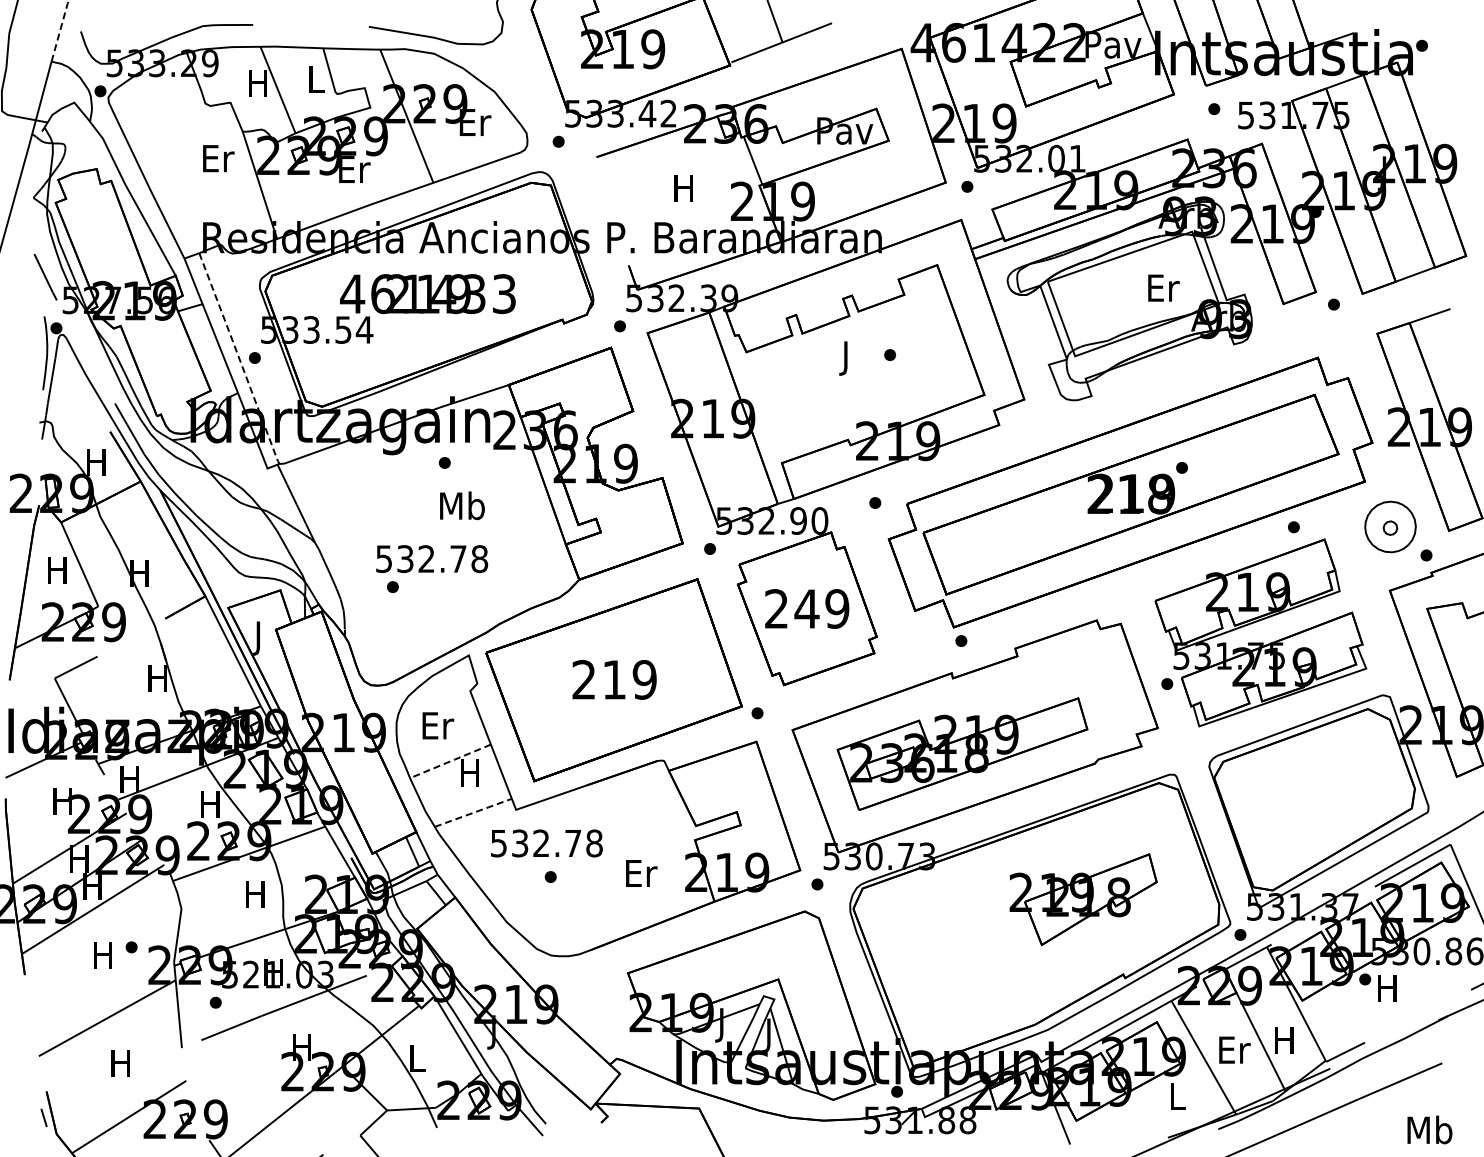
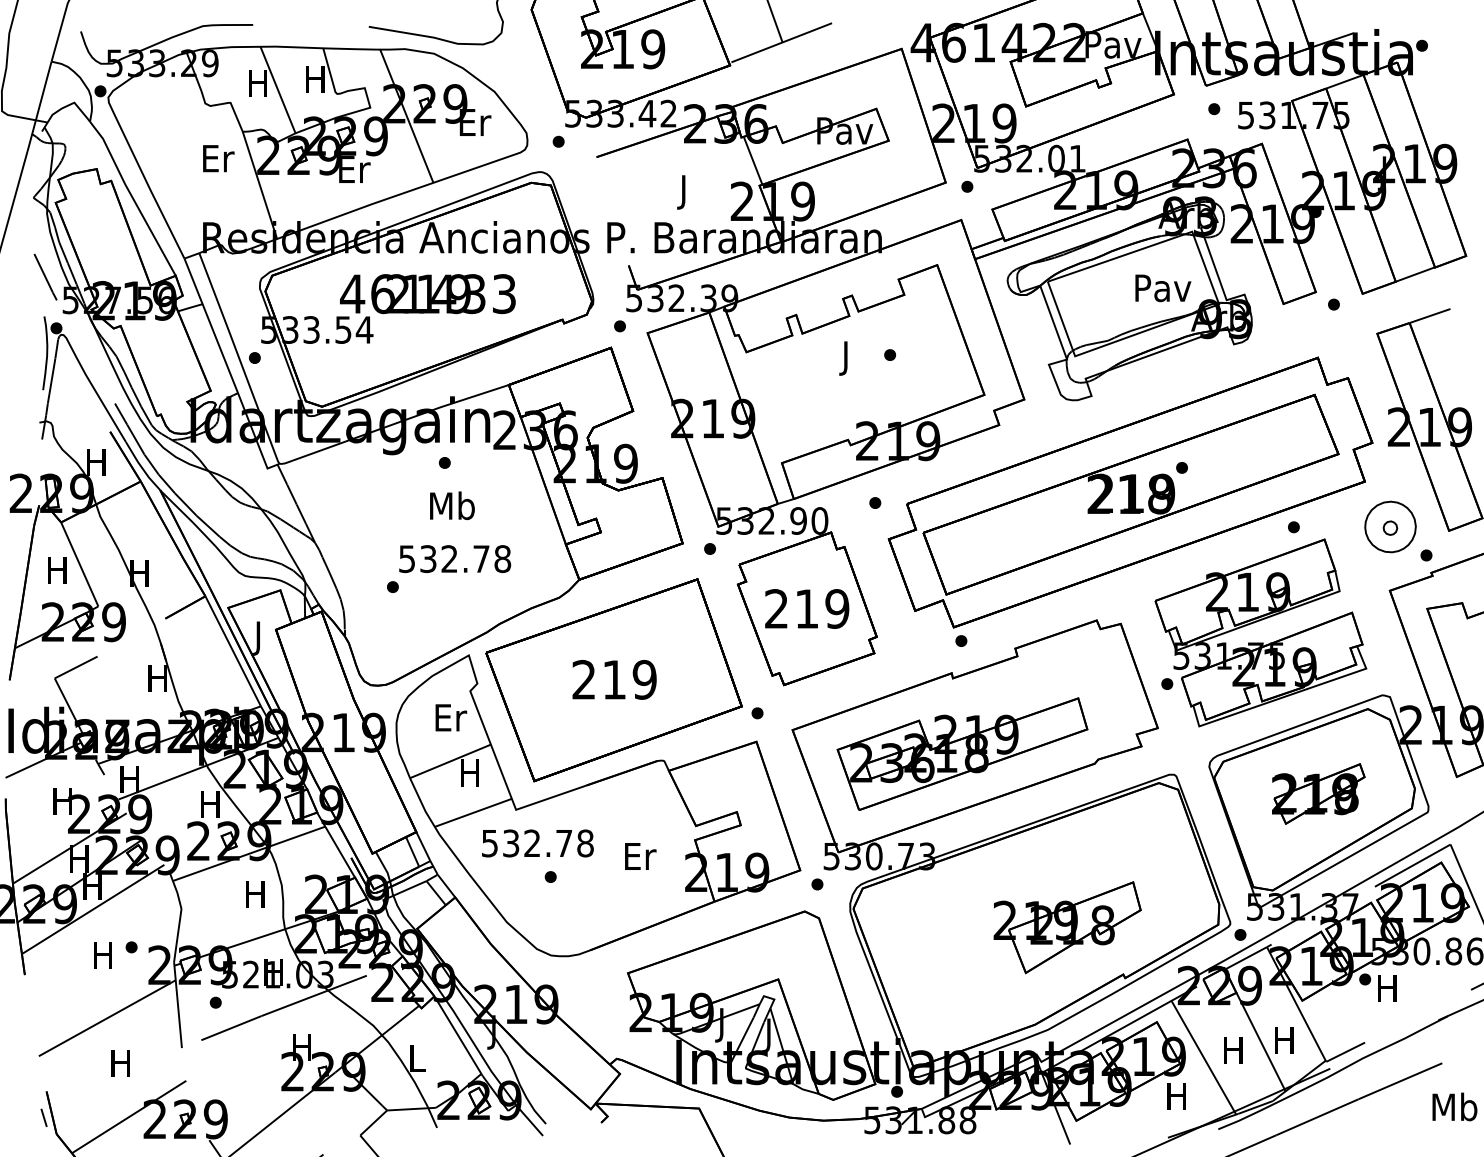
line: dashed -> solid (60, 30)
text: L -> H (315, 79)
text: H -> J (683, 192)
text: Er -> Pav (1163, 288)
line: dashed -> solid (239, 359)
text position: (462, 505) -> (452, 505) (452, 505)
text position: (432, 559) -> (455, 559) (455, 559)
text: 249 -> 219 (806, 608)
text position: (438, 725) -> (451, 717) (451, 717)
line: dashed -> solid (450, 761)
part: none -> present (1318, 793)
line: dashed -> solid (473, 812)
text position: (546, 843) -> (537, 843) (537, 843)
text position: (641, 873) -> (640, 856) (640, 856)
part position: (1083, 899) -> (1067, 927) (1067, 927)
text: Er -> H (1234, 1049)
text: L -> H (1176, 1096)
text position: (1429, 1129) -> (1454, 1106) (1454, 1106)
